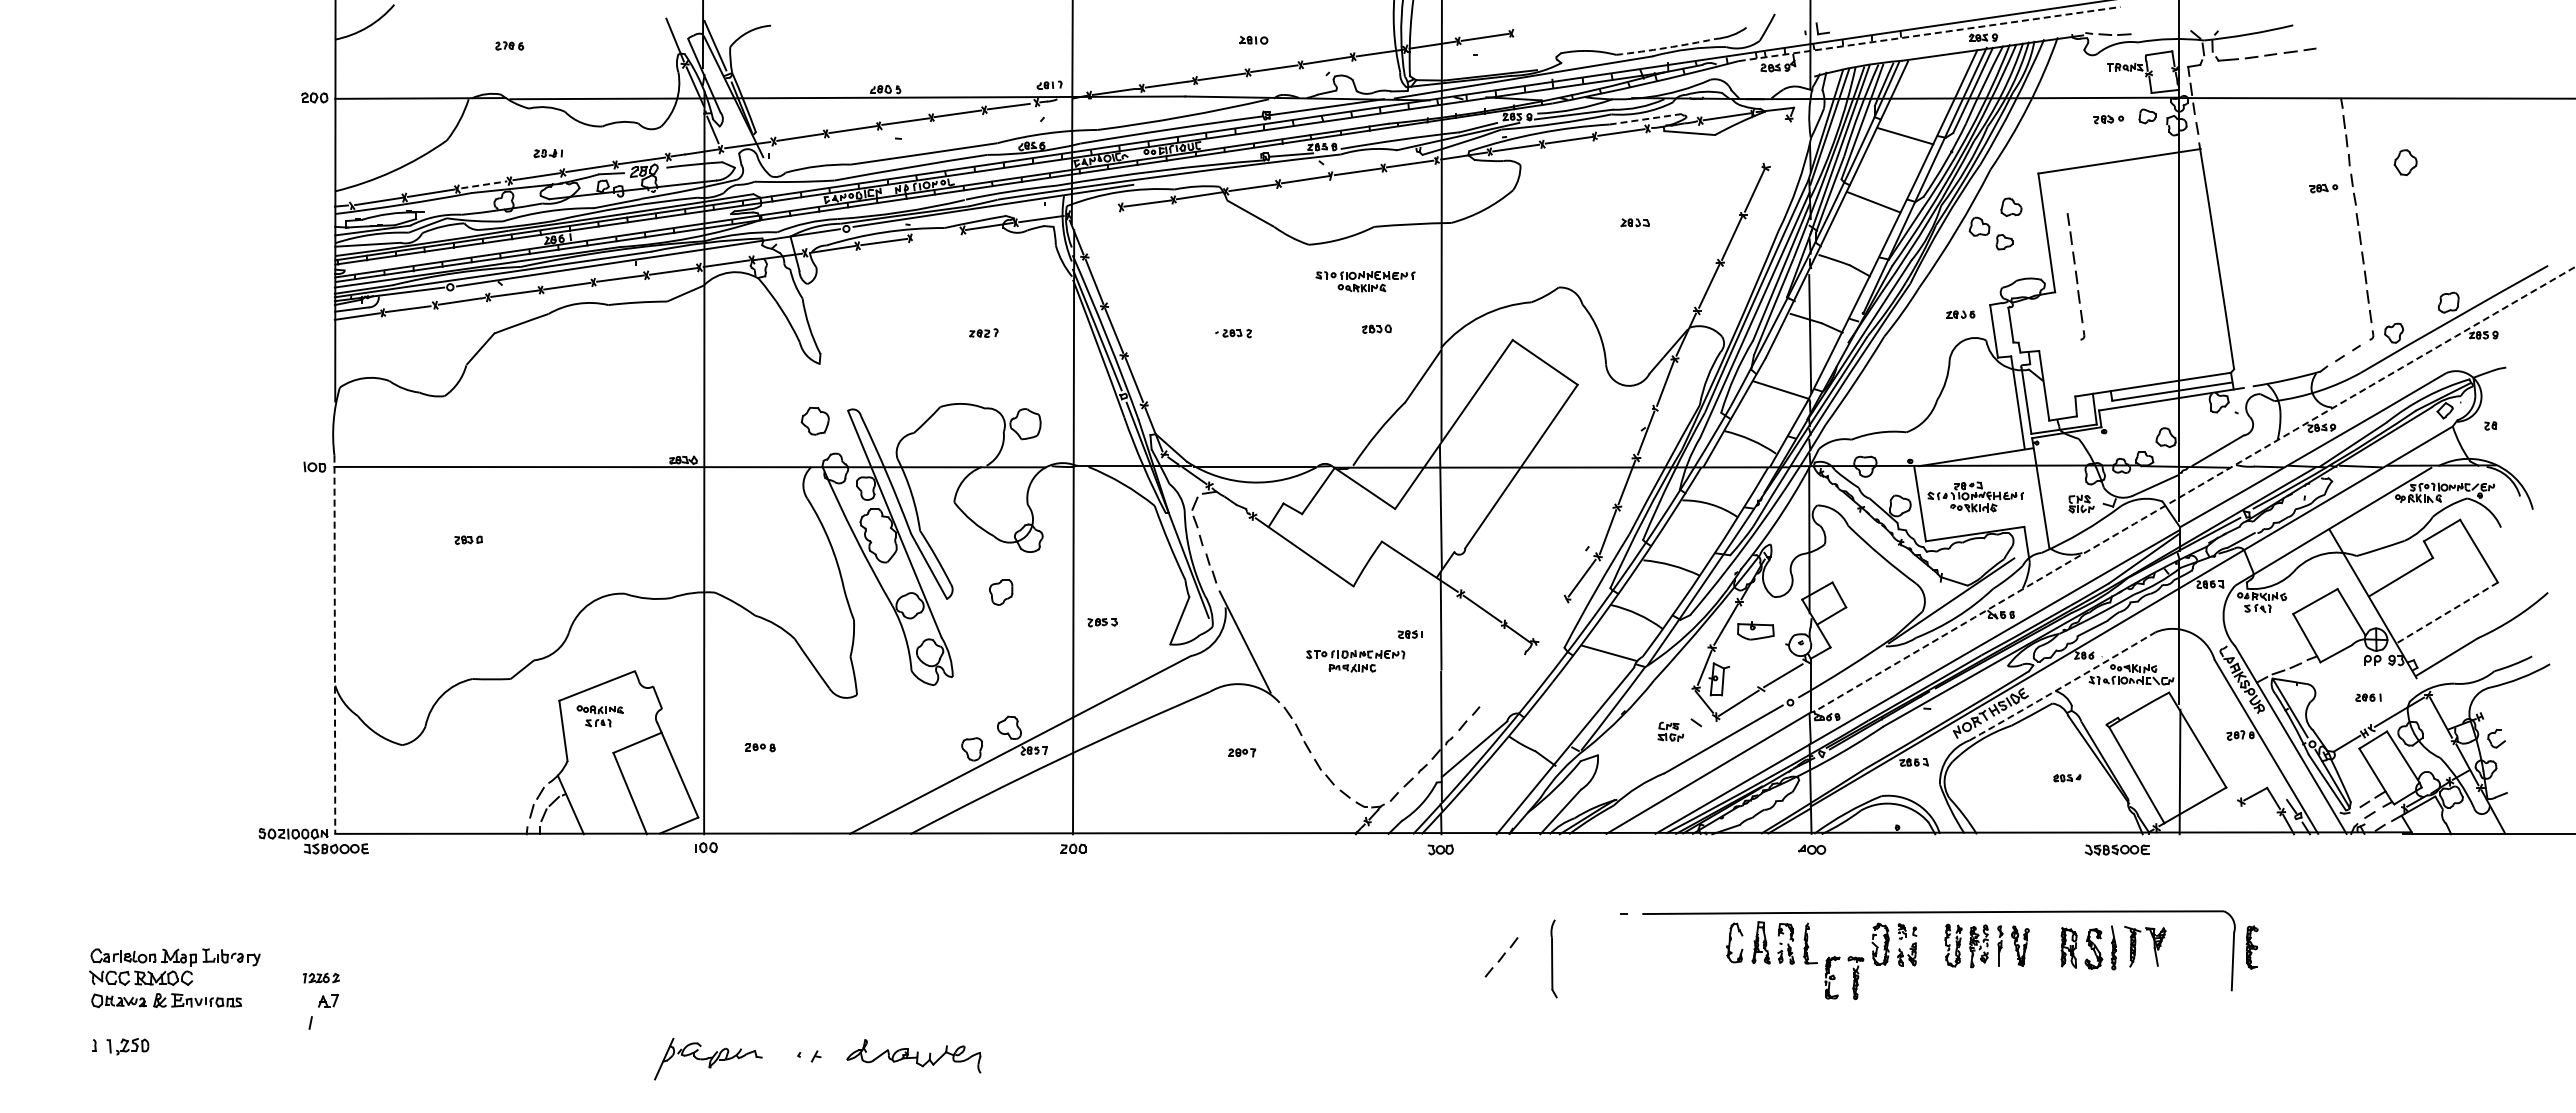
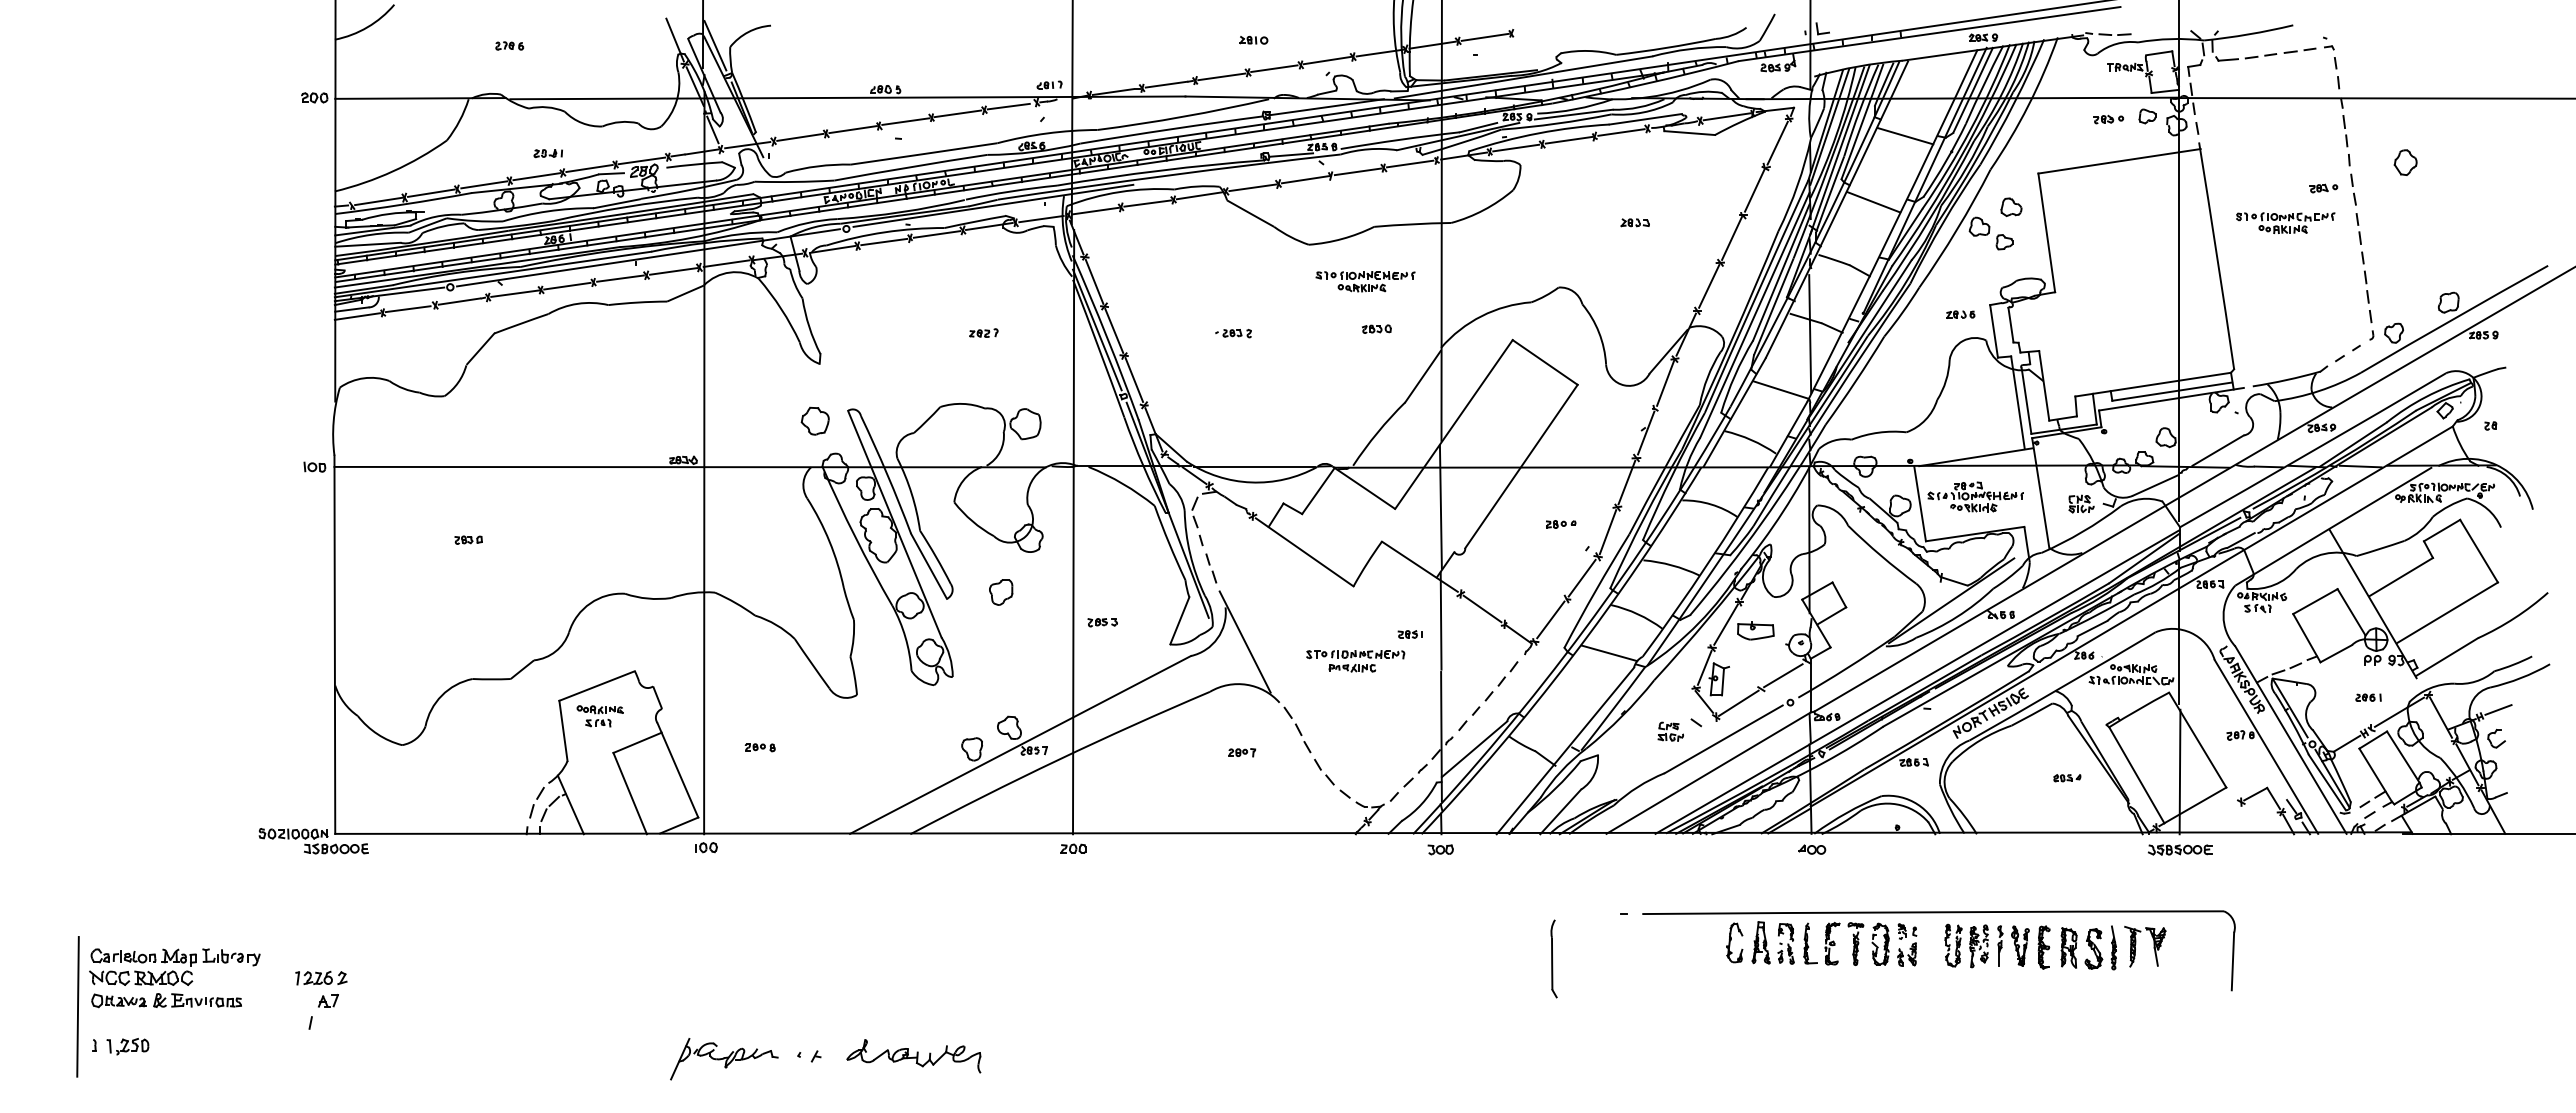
line: dashed -> solid (1929, 34)
arc: dashed -> solid (1666, 47)
part: none -> present (2331, 62)
line: dashed -> solid (1645, 119)
line: none -> present (1777, 142)
line: dashed -> solid (484, 184)
line: none -> present (1095, 210)
part: none -> present (2285, 222)
line: none -> present (936, 234)
part: present -> none (2075, 276)
arc: dashed -> solid (2195, 488)
part: none -> present (1561, 524)
line: dashed -> solid (2447, 612)
line: none -> present (1550, 619)
line: dashed -> solid (334, 645)
arc: dashed -> solid (2062, 686)
line: none -> present (2498, 709)
part position: (2116, 849) -> (2179, 849) (2179, 849)
part position: (2251, 947) -> (2043, 947) (2043, 947)
part position: (1501, 957) -> (1501, 681) (1501, 681)
part size: 37x12 px -> 53x16 px (321, 977)
part position: (1835, 977) -> (1835, 943) (1835, 943)
line: none -> present (77, 1006)
part position: (708, 1059) -> (724, 1059) (724, 1059)
